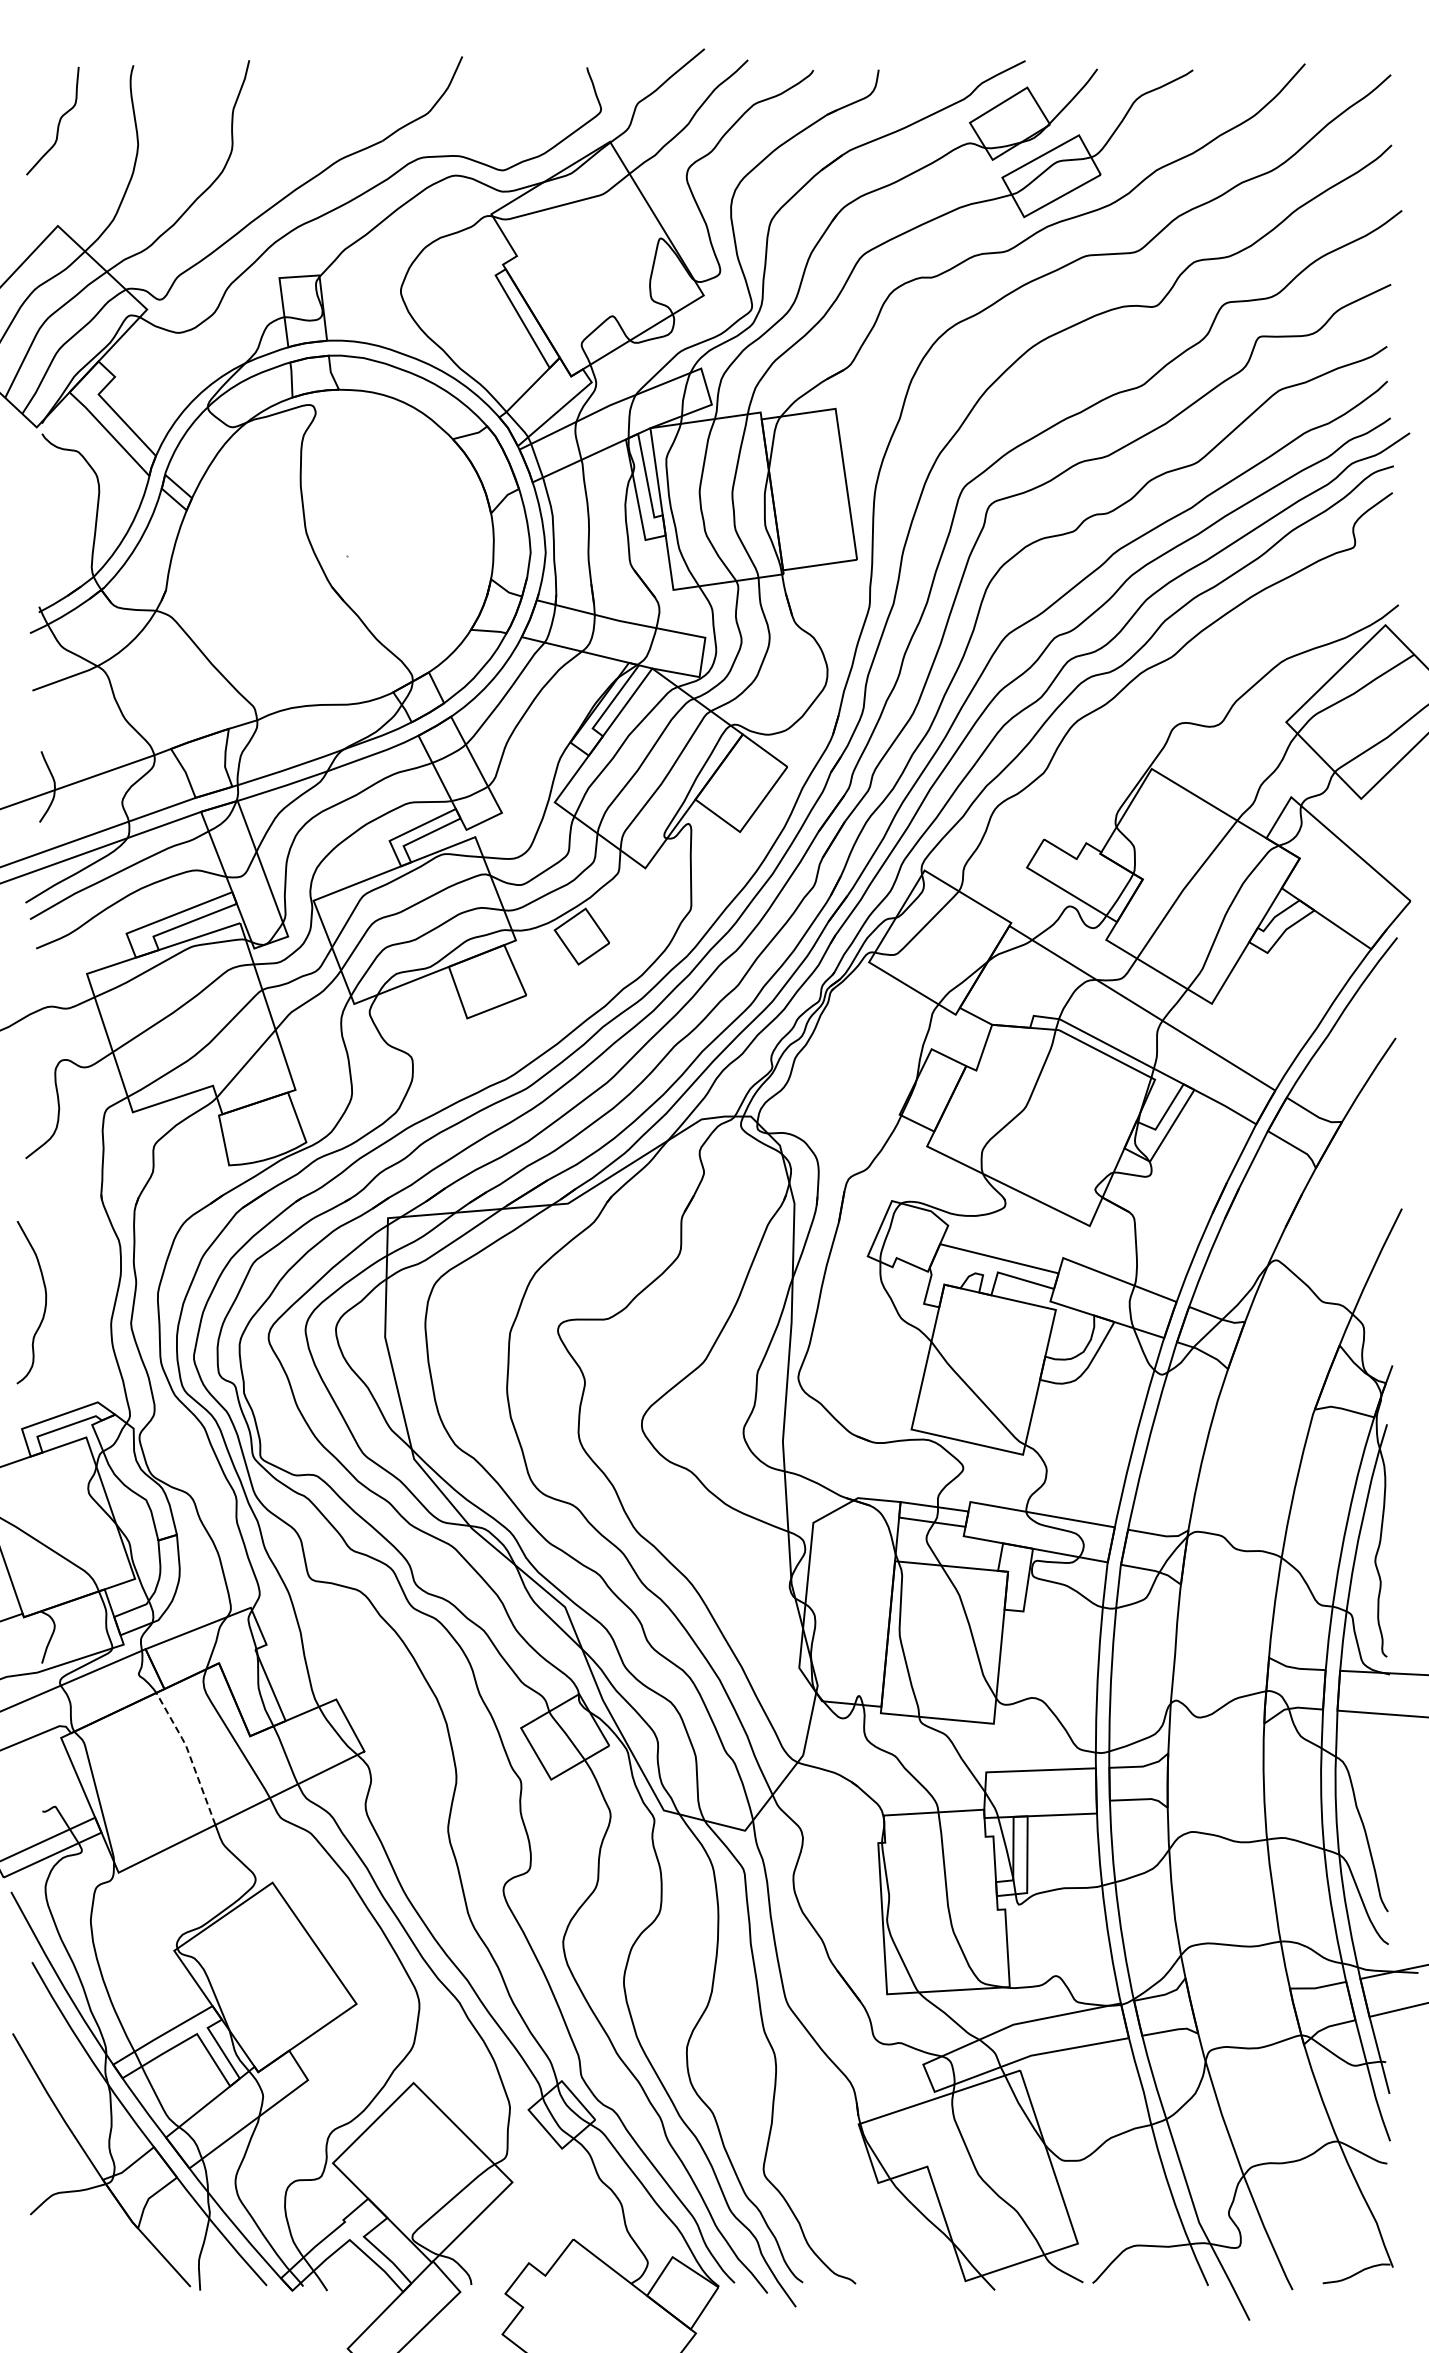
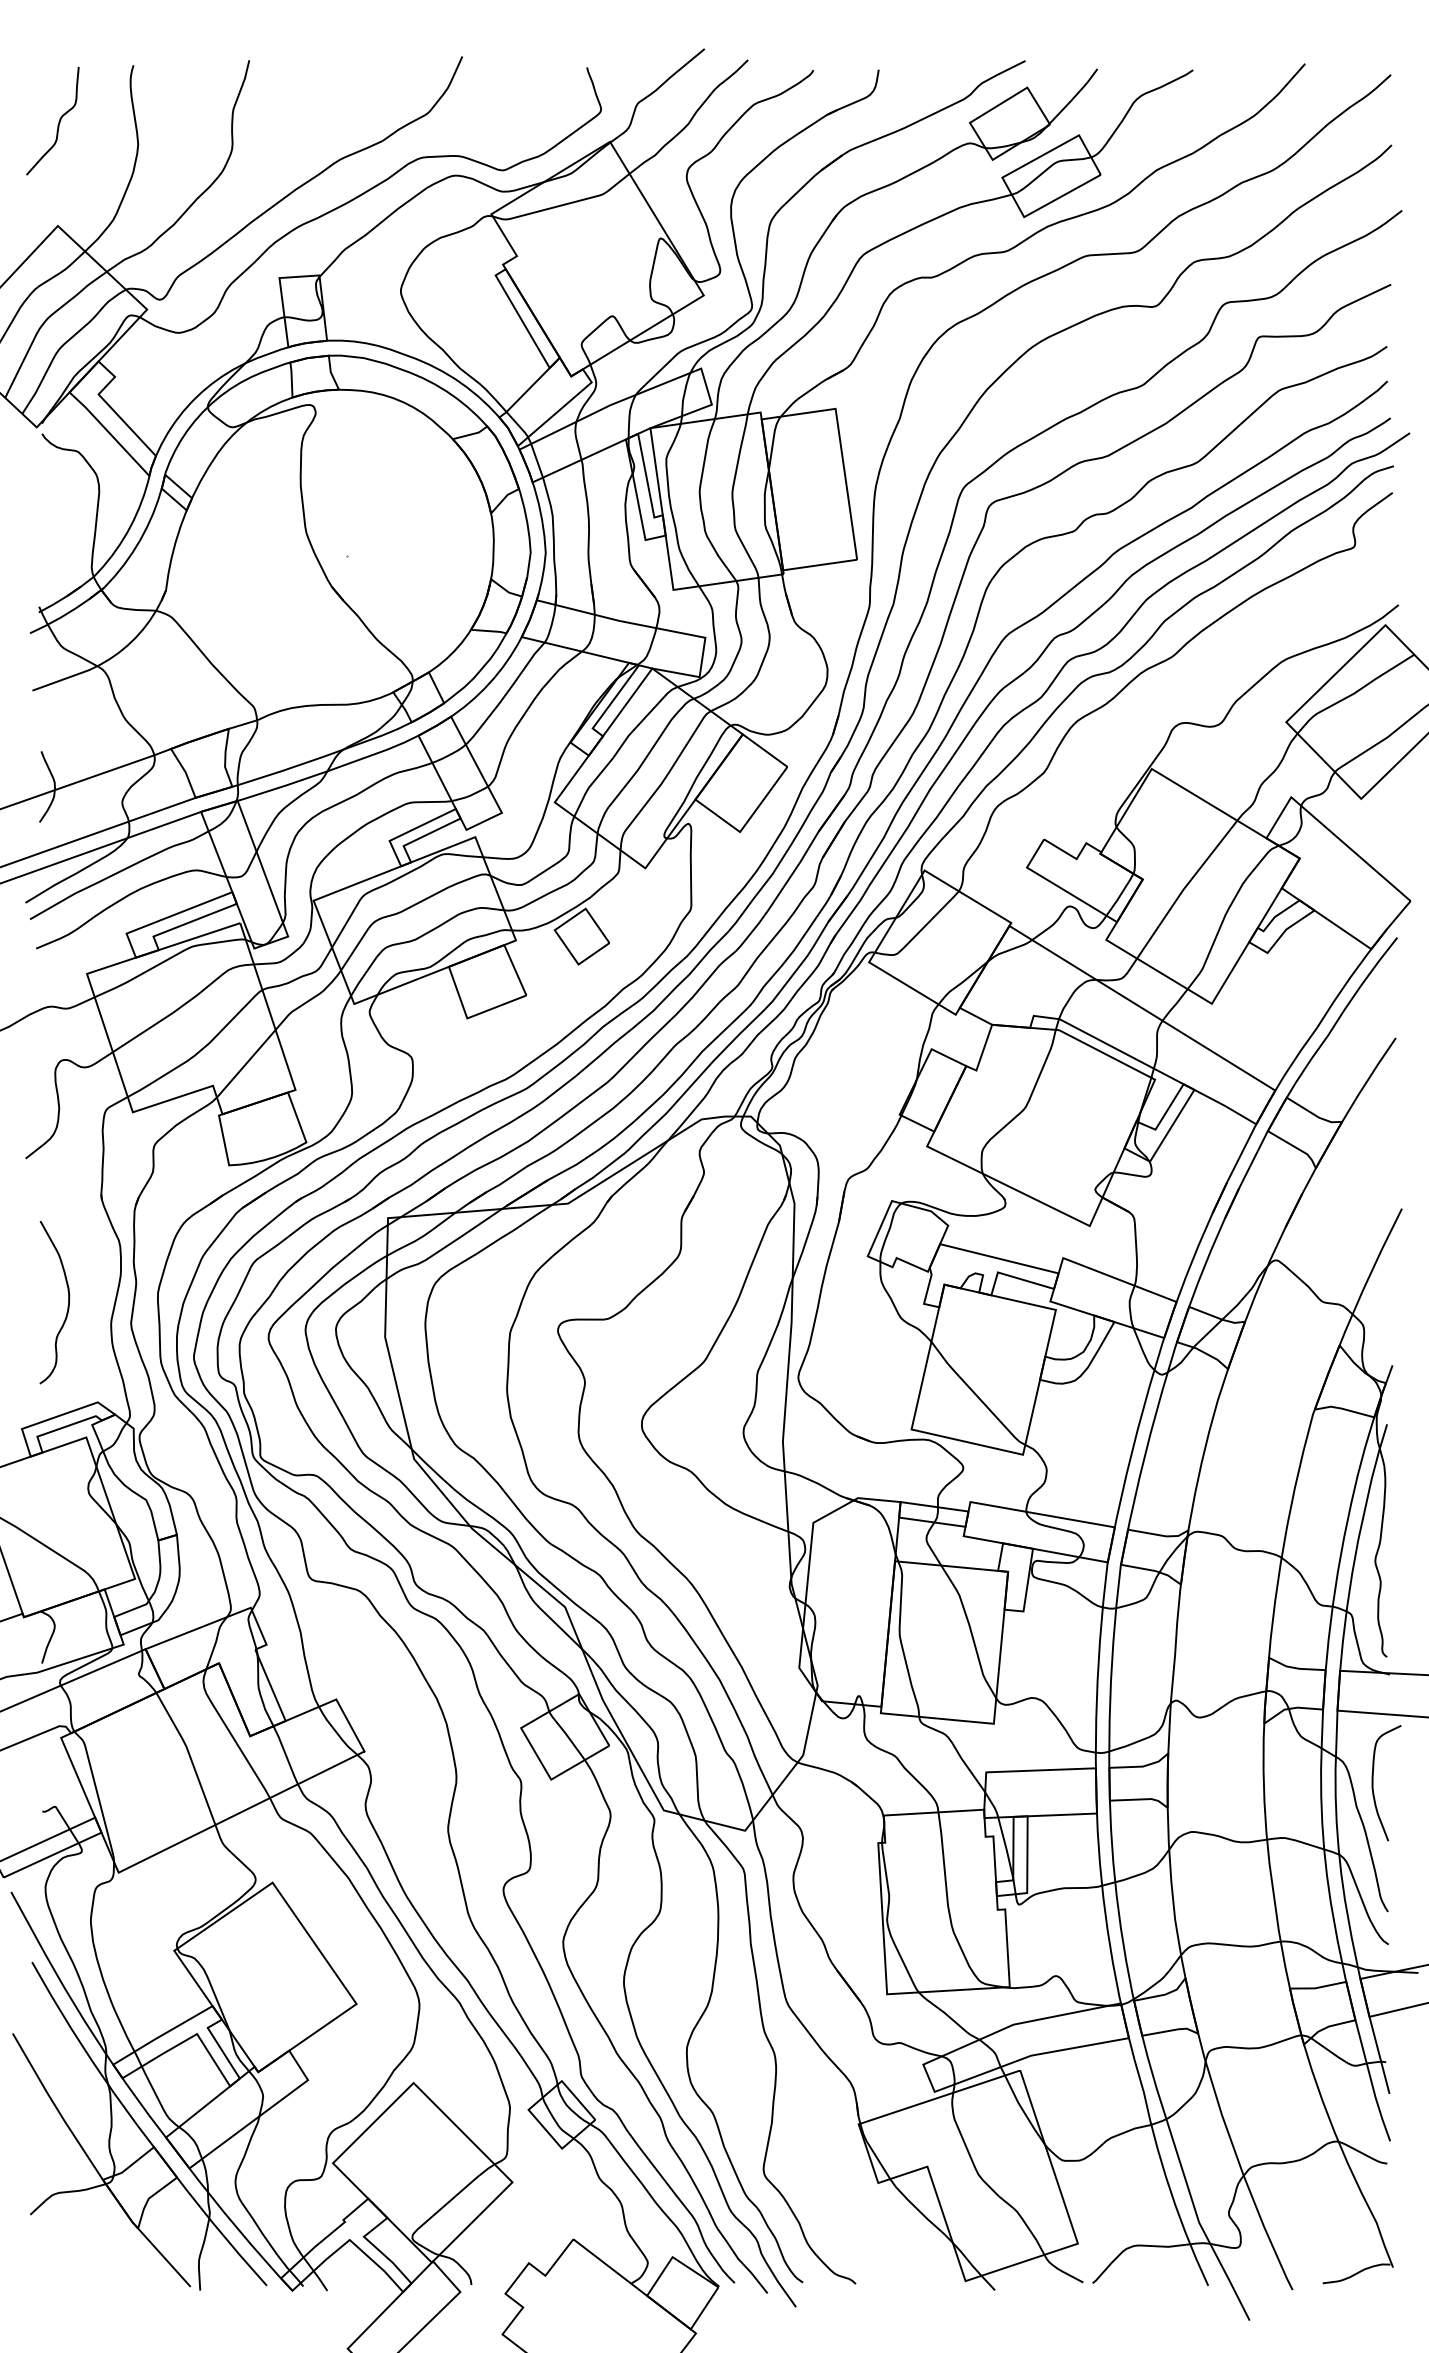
curve position: (44, 1306) -> (67, 1306) (67, 1306)
line: dashed -> solid (189, 1755)
curve: none -> present (1373, 1783)
